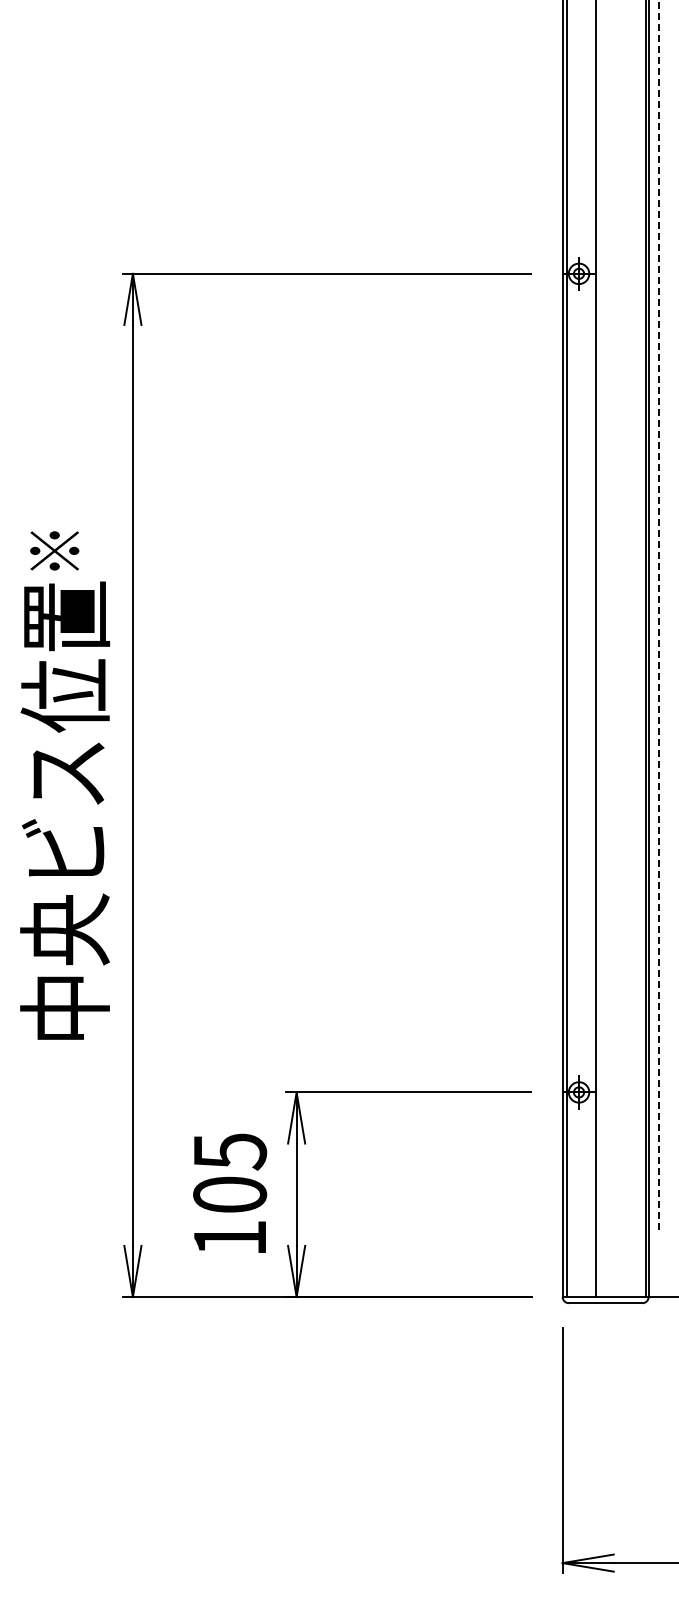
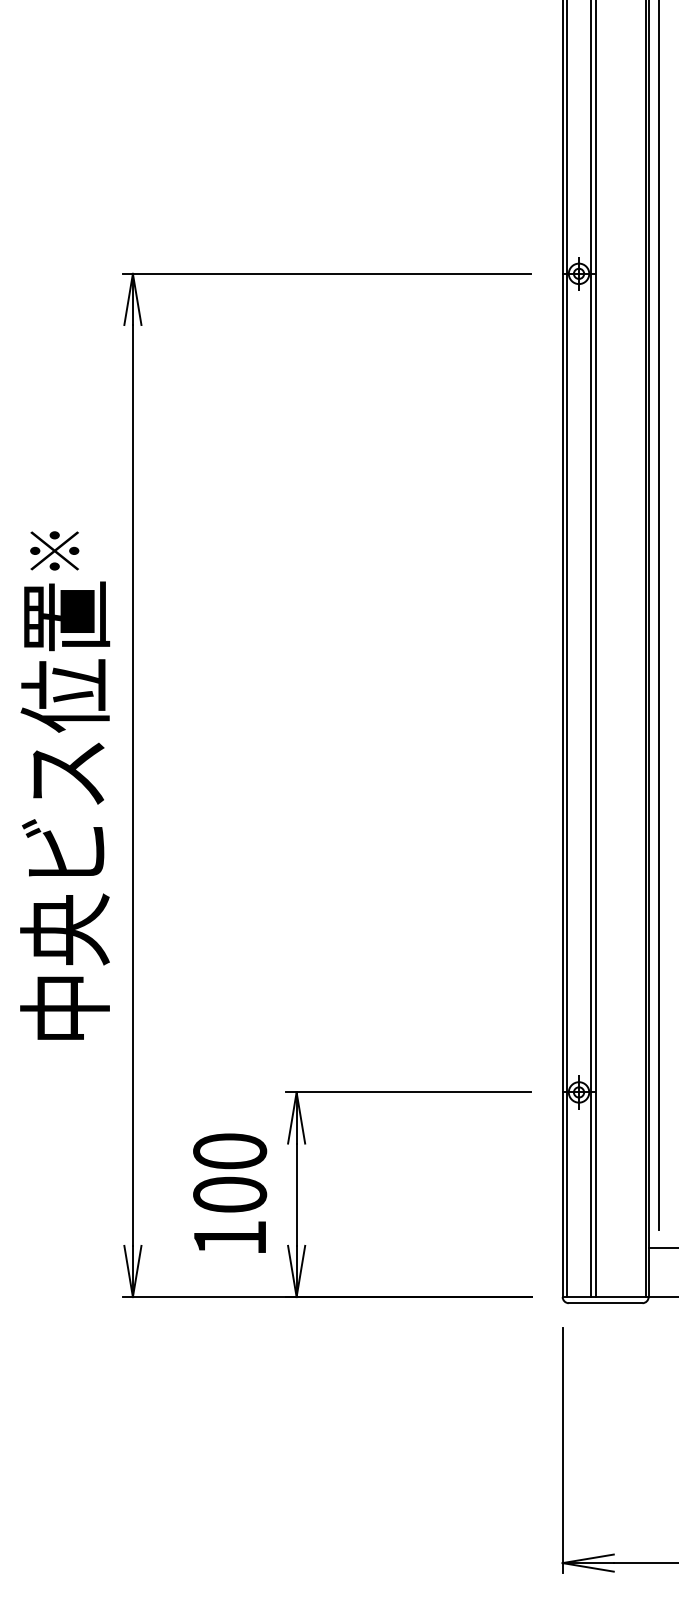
line: dashed -> solid (658, 614)
line: none -> present (591, 649)
text: 105 -> 100 (230, 1151)
line: none -> present (661, 1247)
